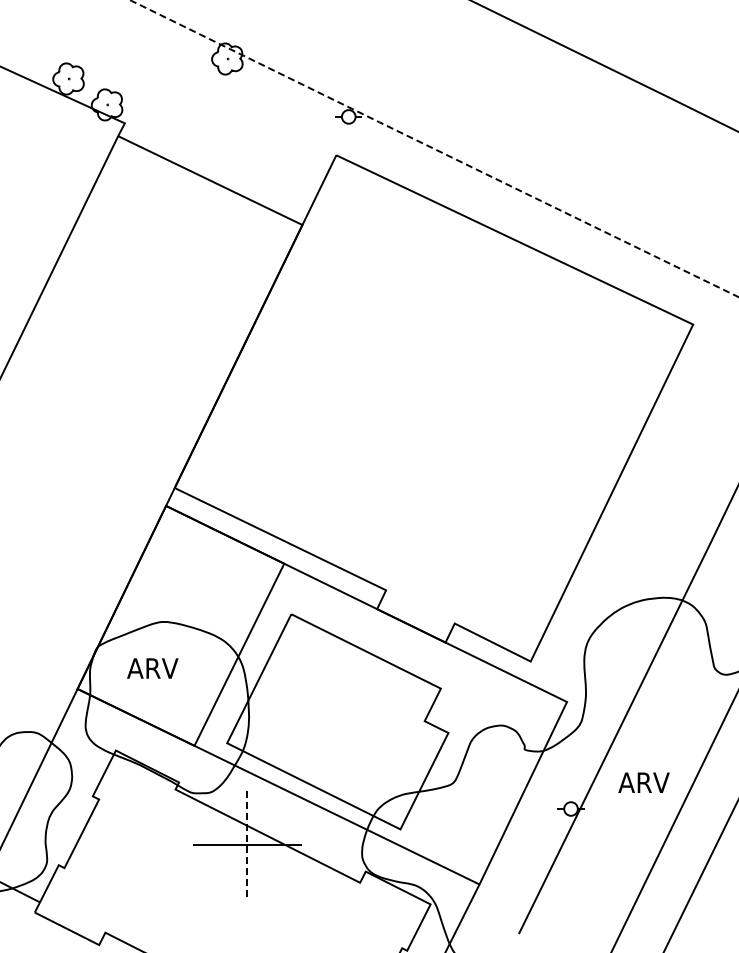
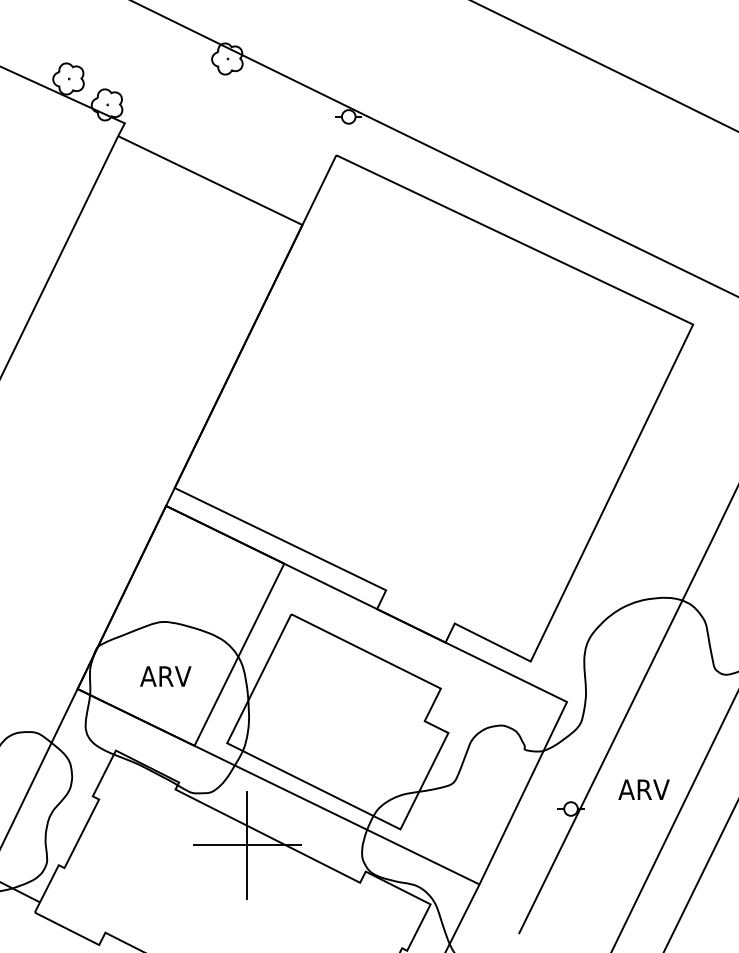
line: dashed -> solid (434, 148)
text position: (152, 668) -> (165, 676) (165, 676)
text position: (643, 782) -> (643, 789) (643, 789)
line: dashed -> solid (247, 845)
